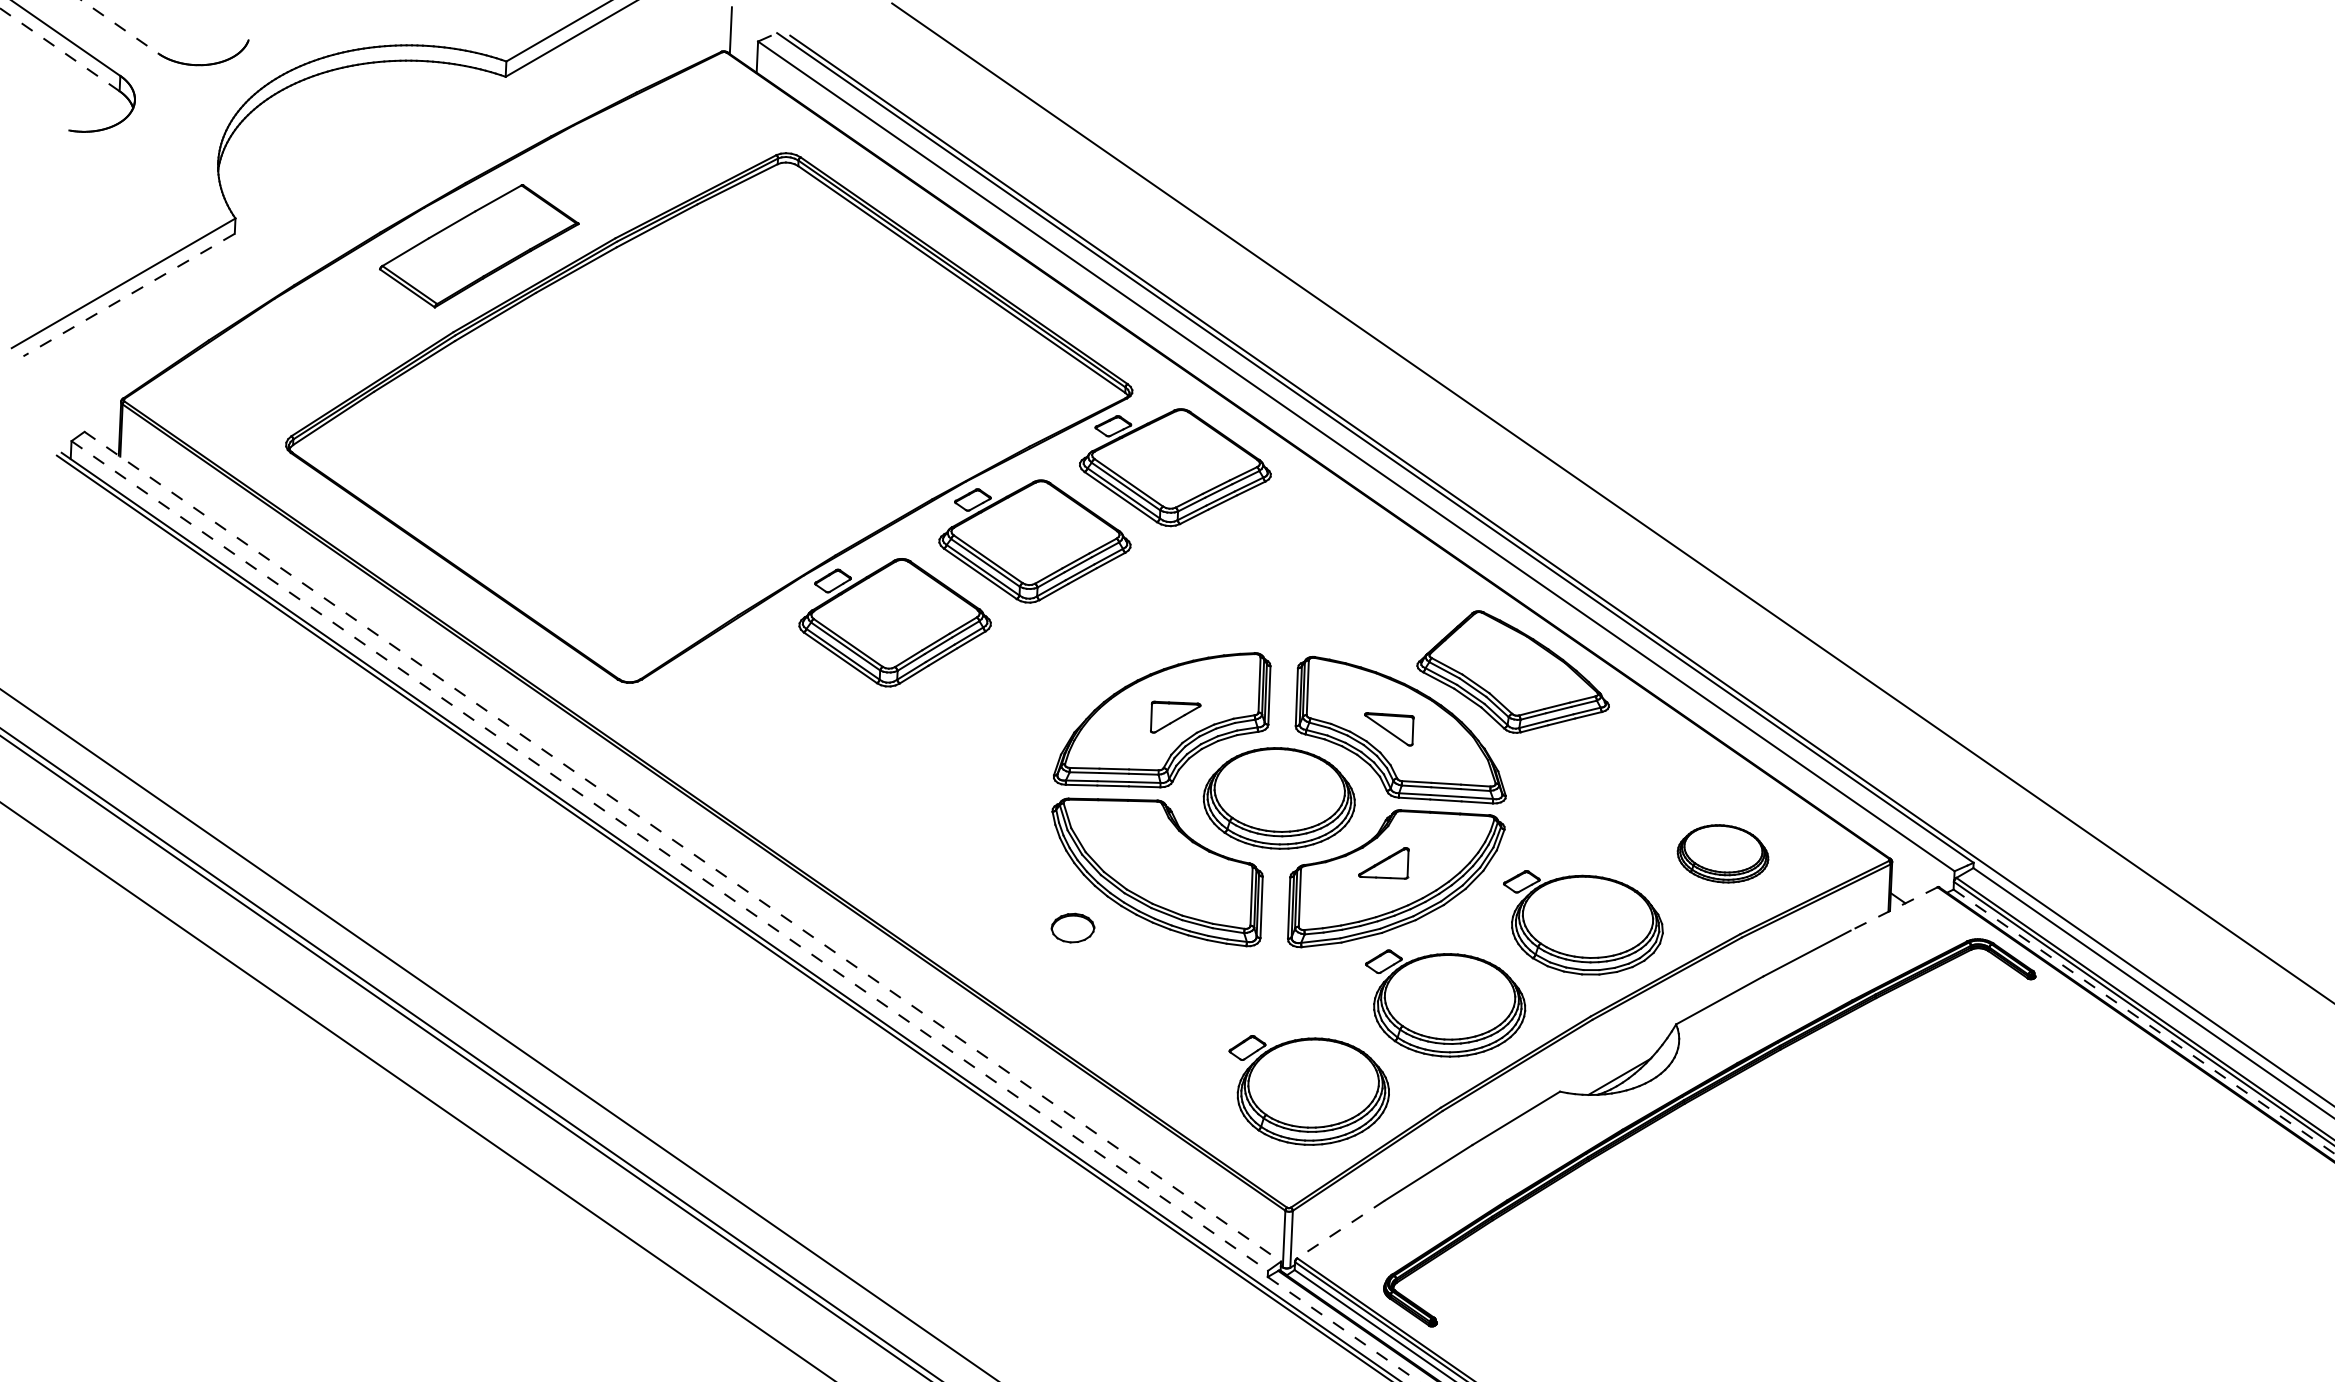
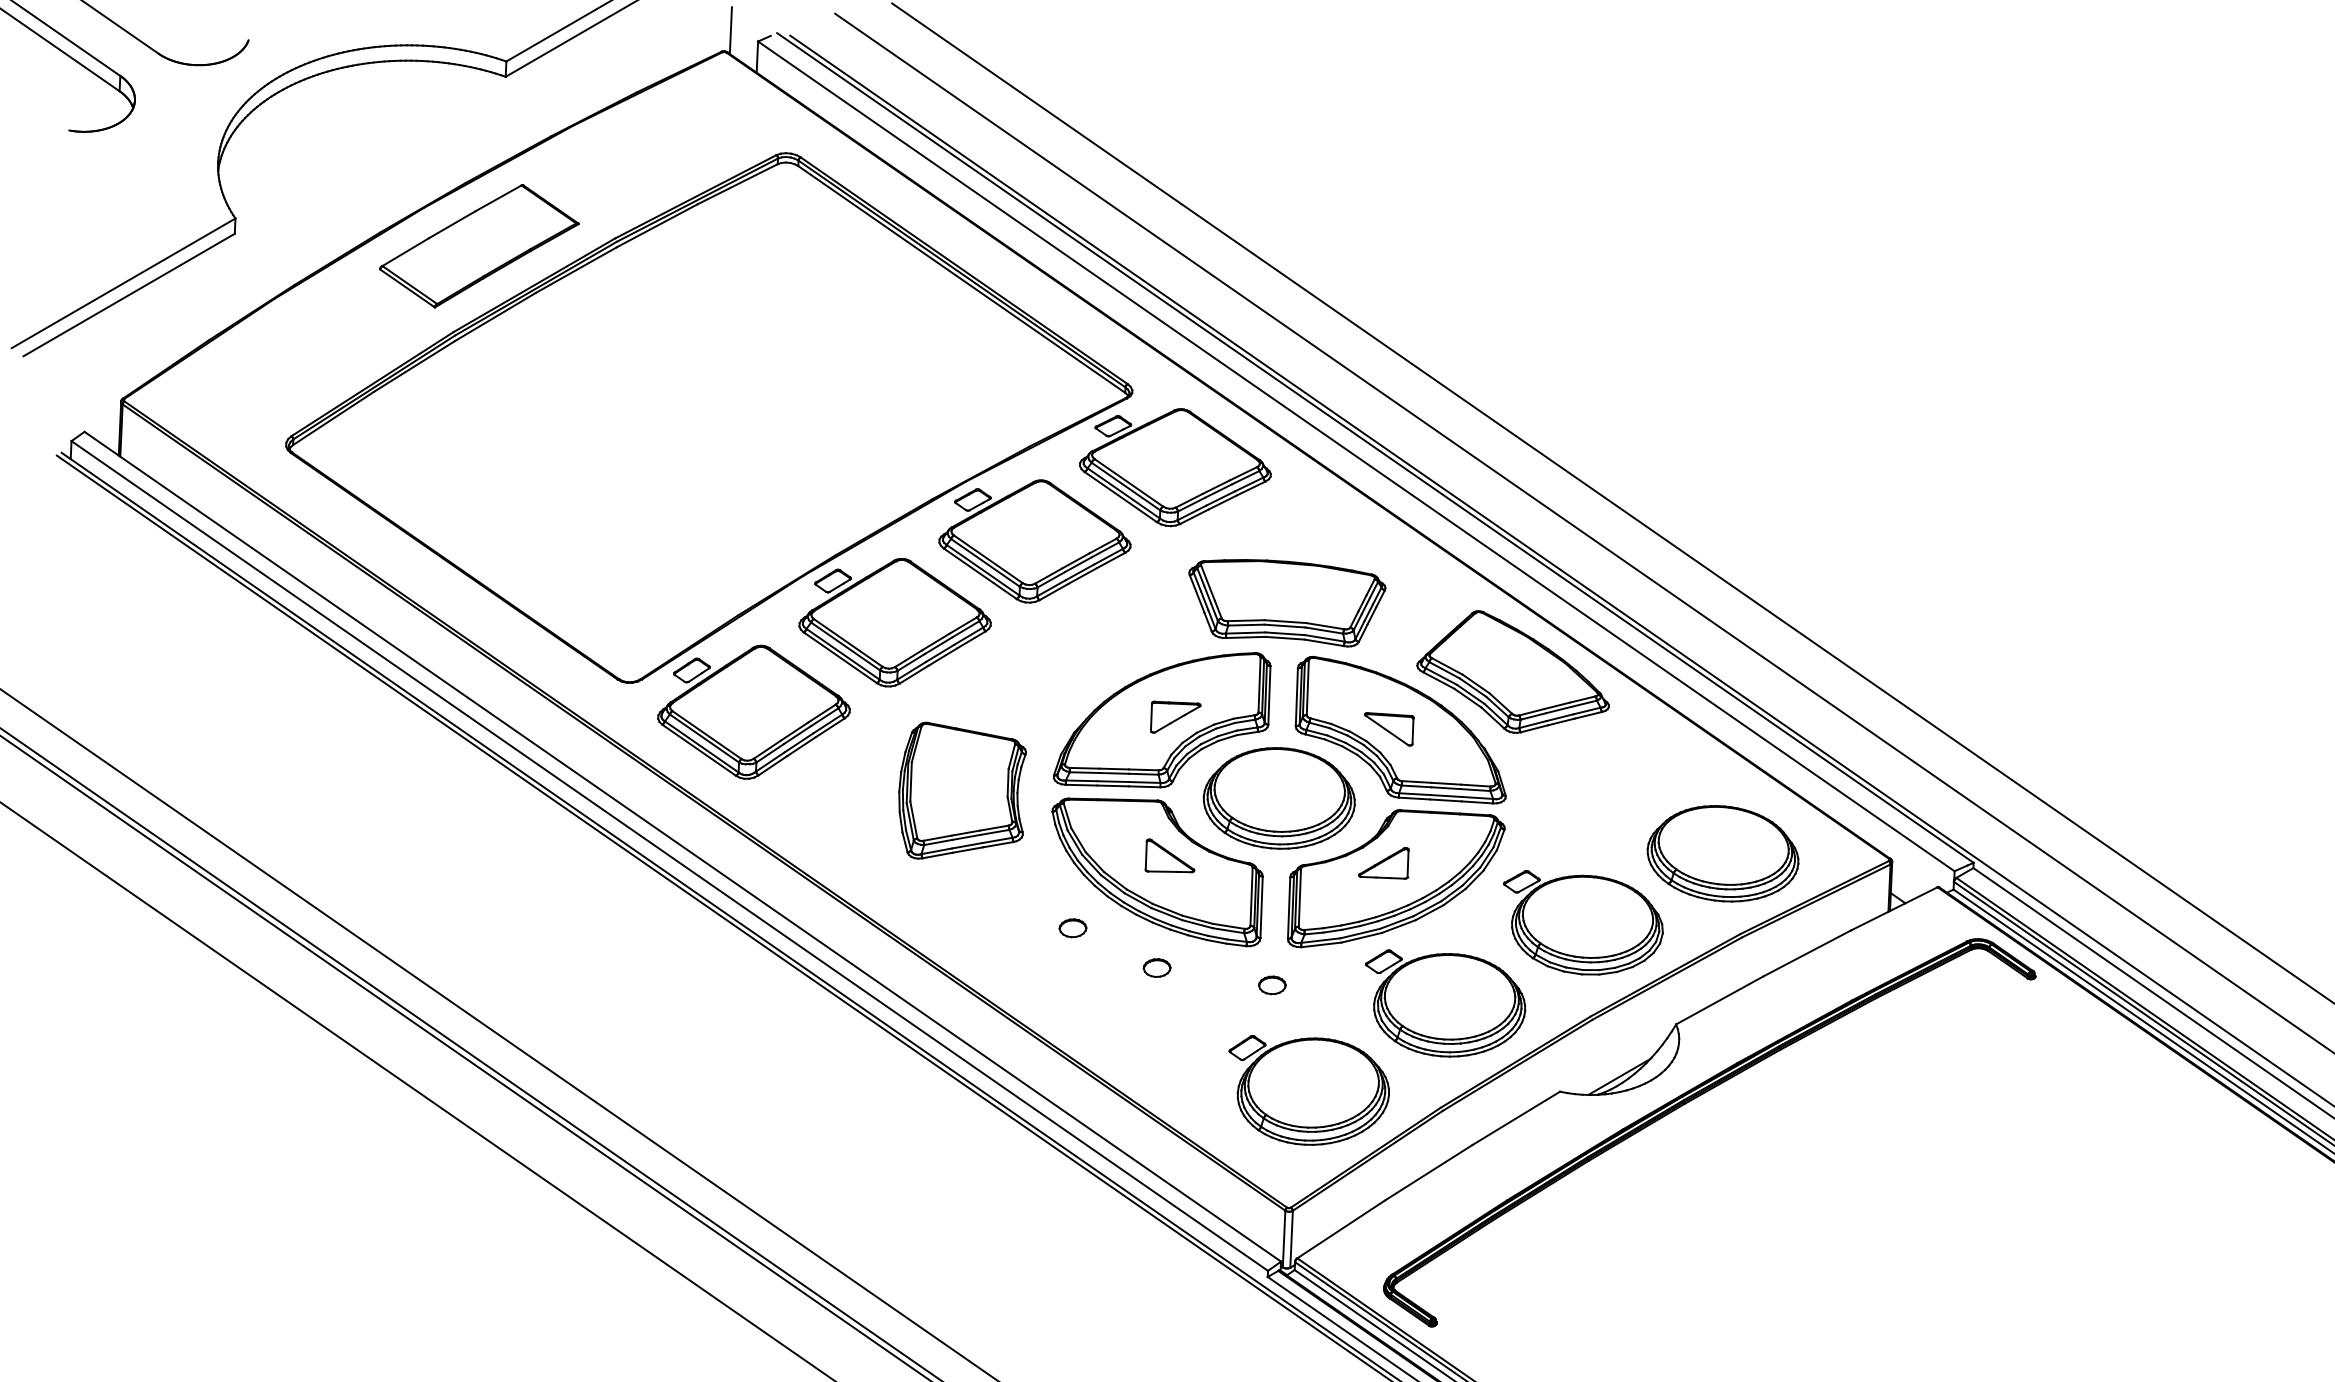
line: dashed -> solid (120, 26)
line: dashed -> solid (59, 49)
line: dashed -> solid (128, 295)
line: none -> present (1583, 532)
part: none -> present (1287, 603)
part: none -> present (753, 711)
part: none -> present (962, 790)
line: dashed -> solid (683, 847)
part size: 94x60 px -> 154x98 px (1722, 853)
part: none -> present (1169, 855)
line: dashed -> solid (670, 856)
line: dashed -> solid (1894, 908)
part size: 46x32 px -> 30x21 px (1072, 928)
part: none -> present (1156, 967)
part: none -> present (1272, 985)
line: dashed -> solid (2144, 1021)
line: dashed -> solid (1340, 1229)
line: dashed -> solid (1343, 1329)
